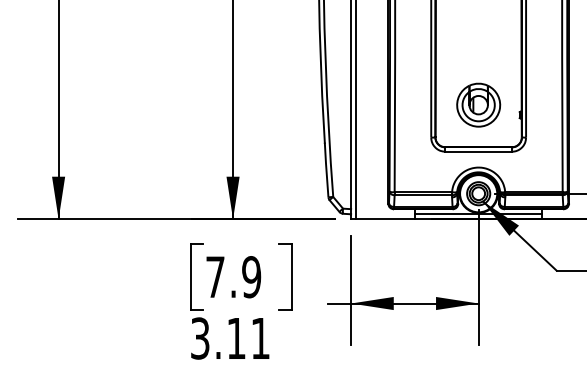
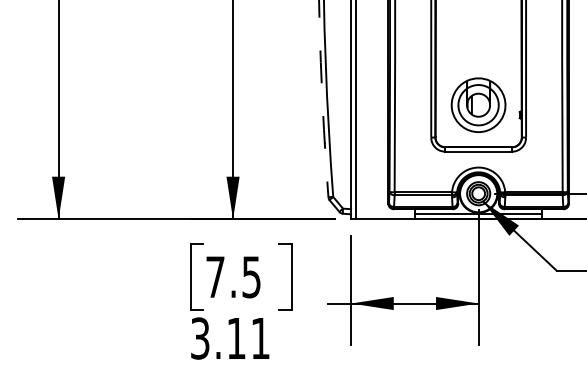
arc: solid -> dashed (322, 99)
part size: 46x46 px -> 57x56 px (478, 104)
text: 7.9 -> 7.5 (251, 277)
